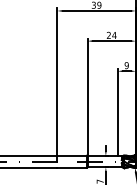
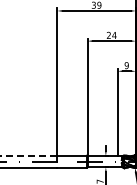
line: solid -> dashed (28, 155)
